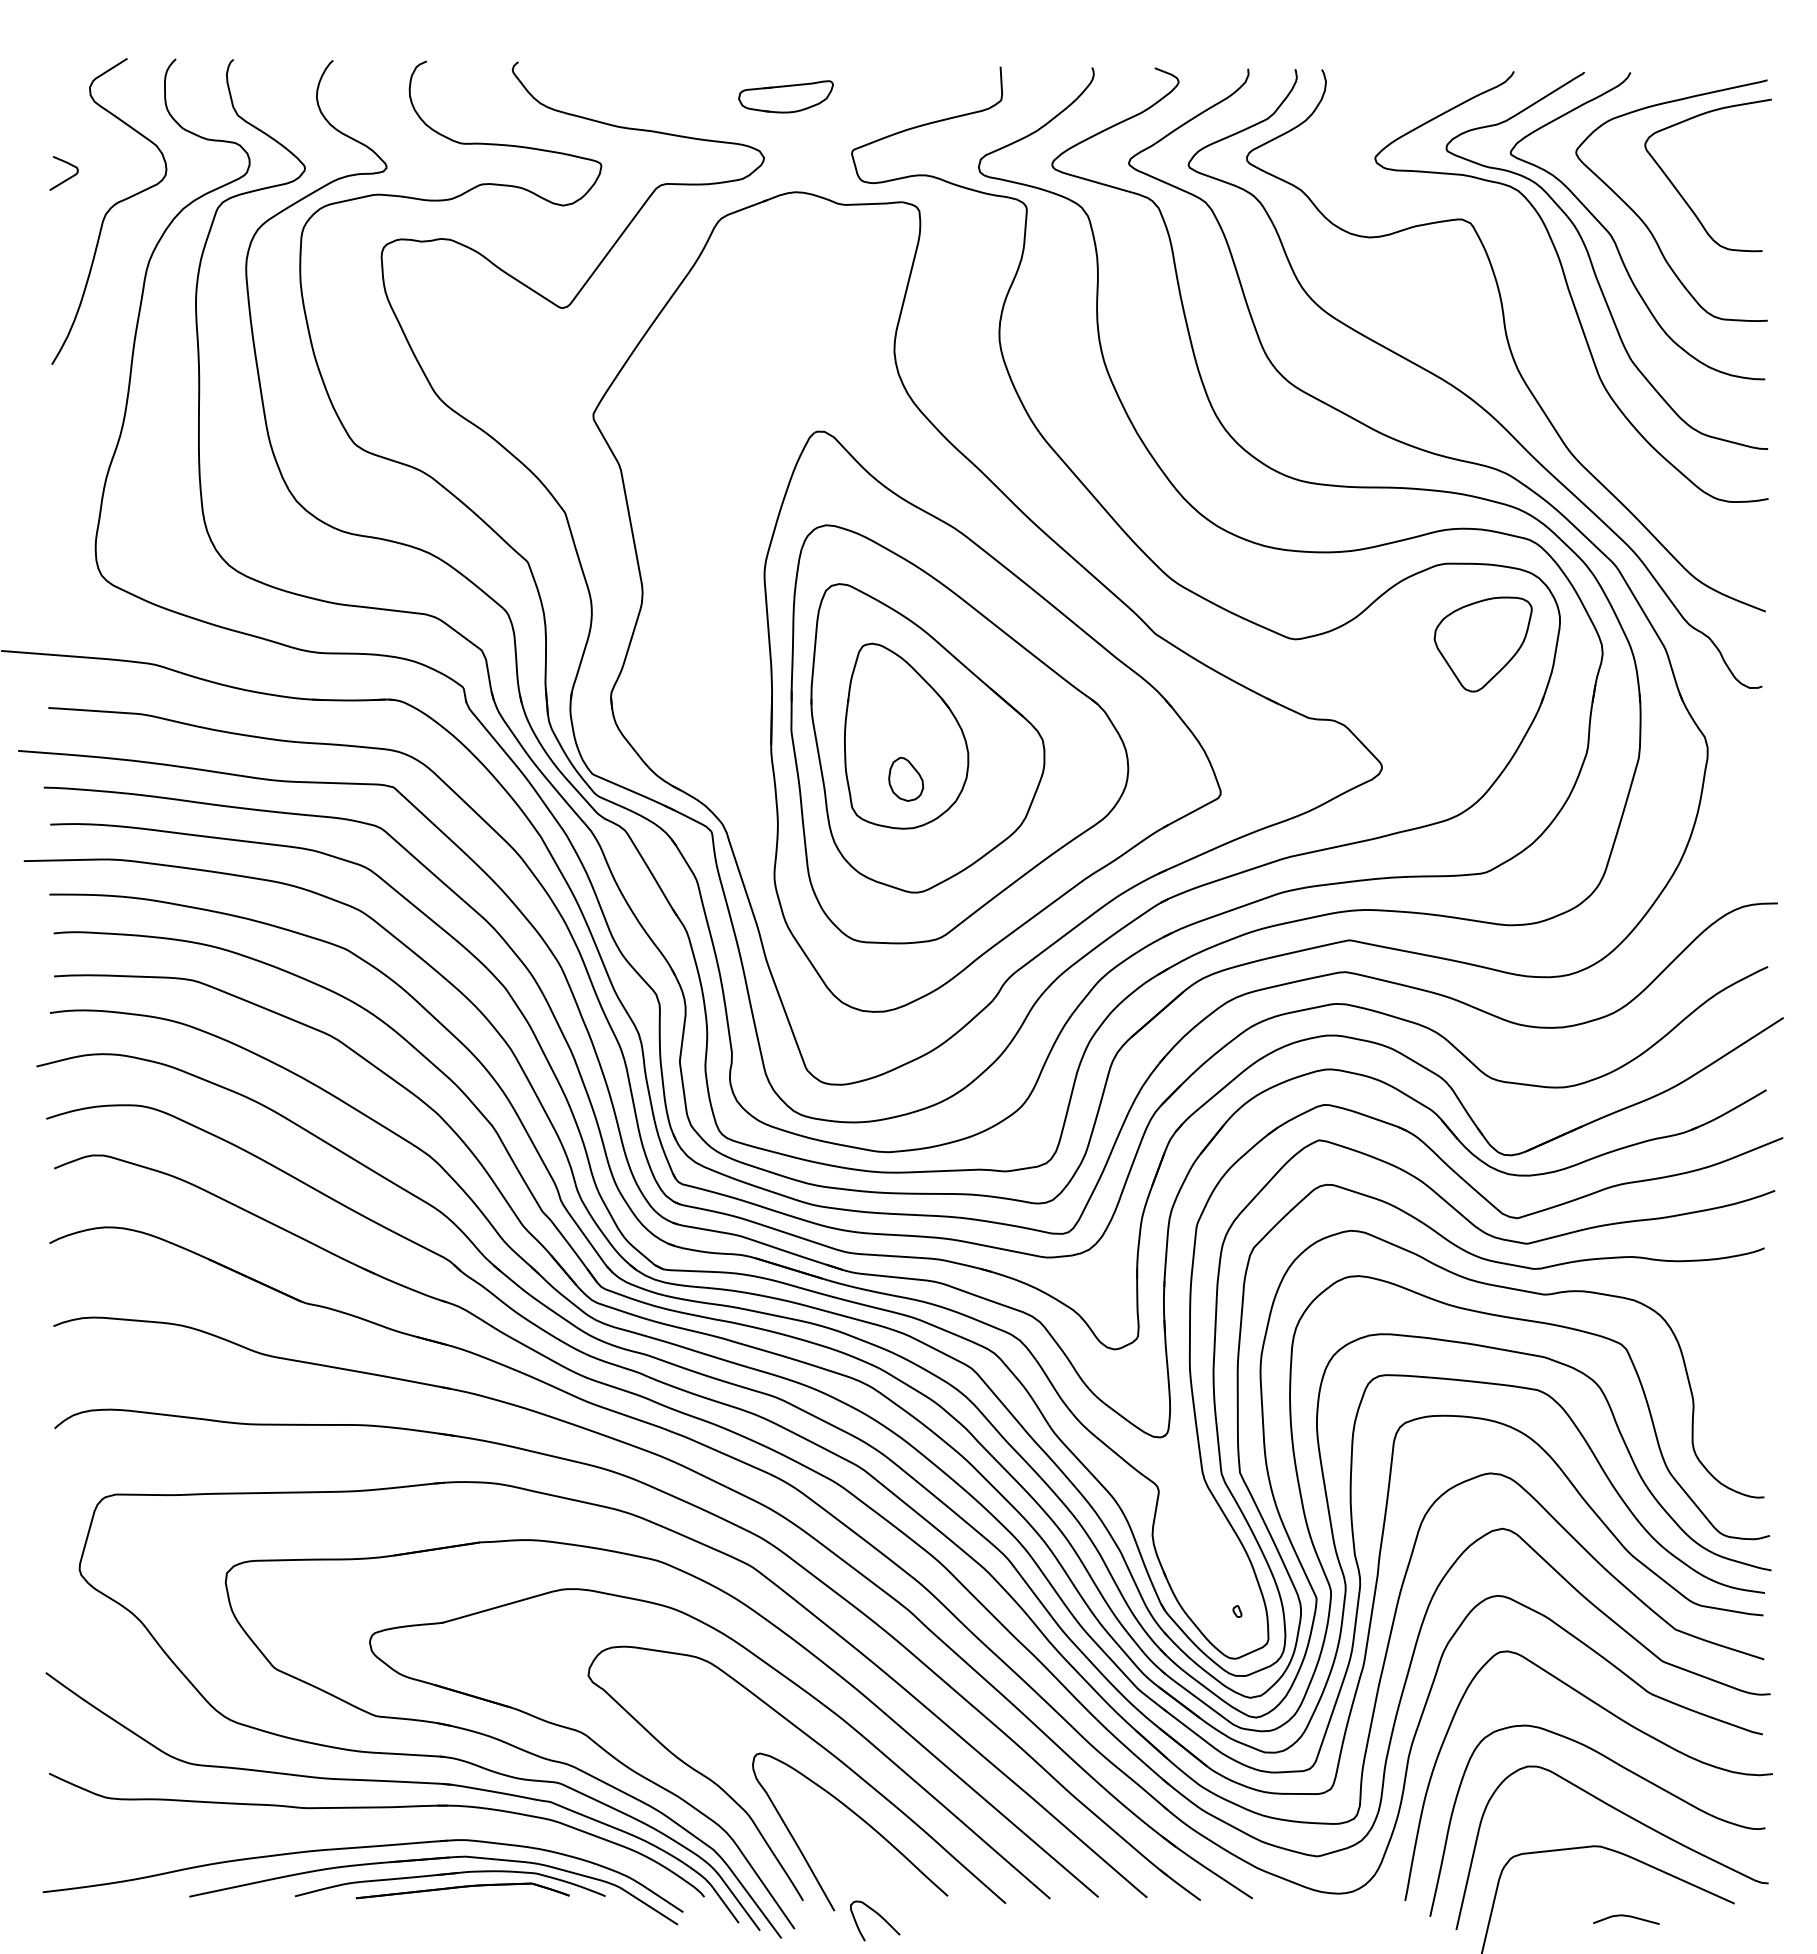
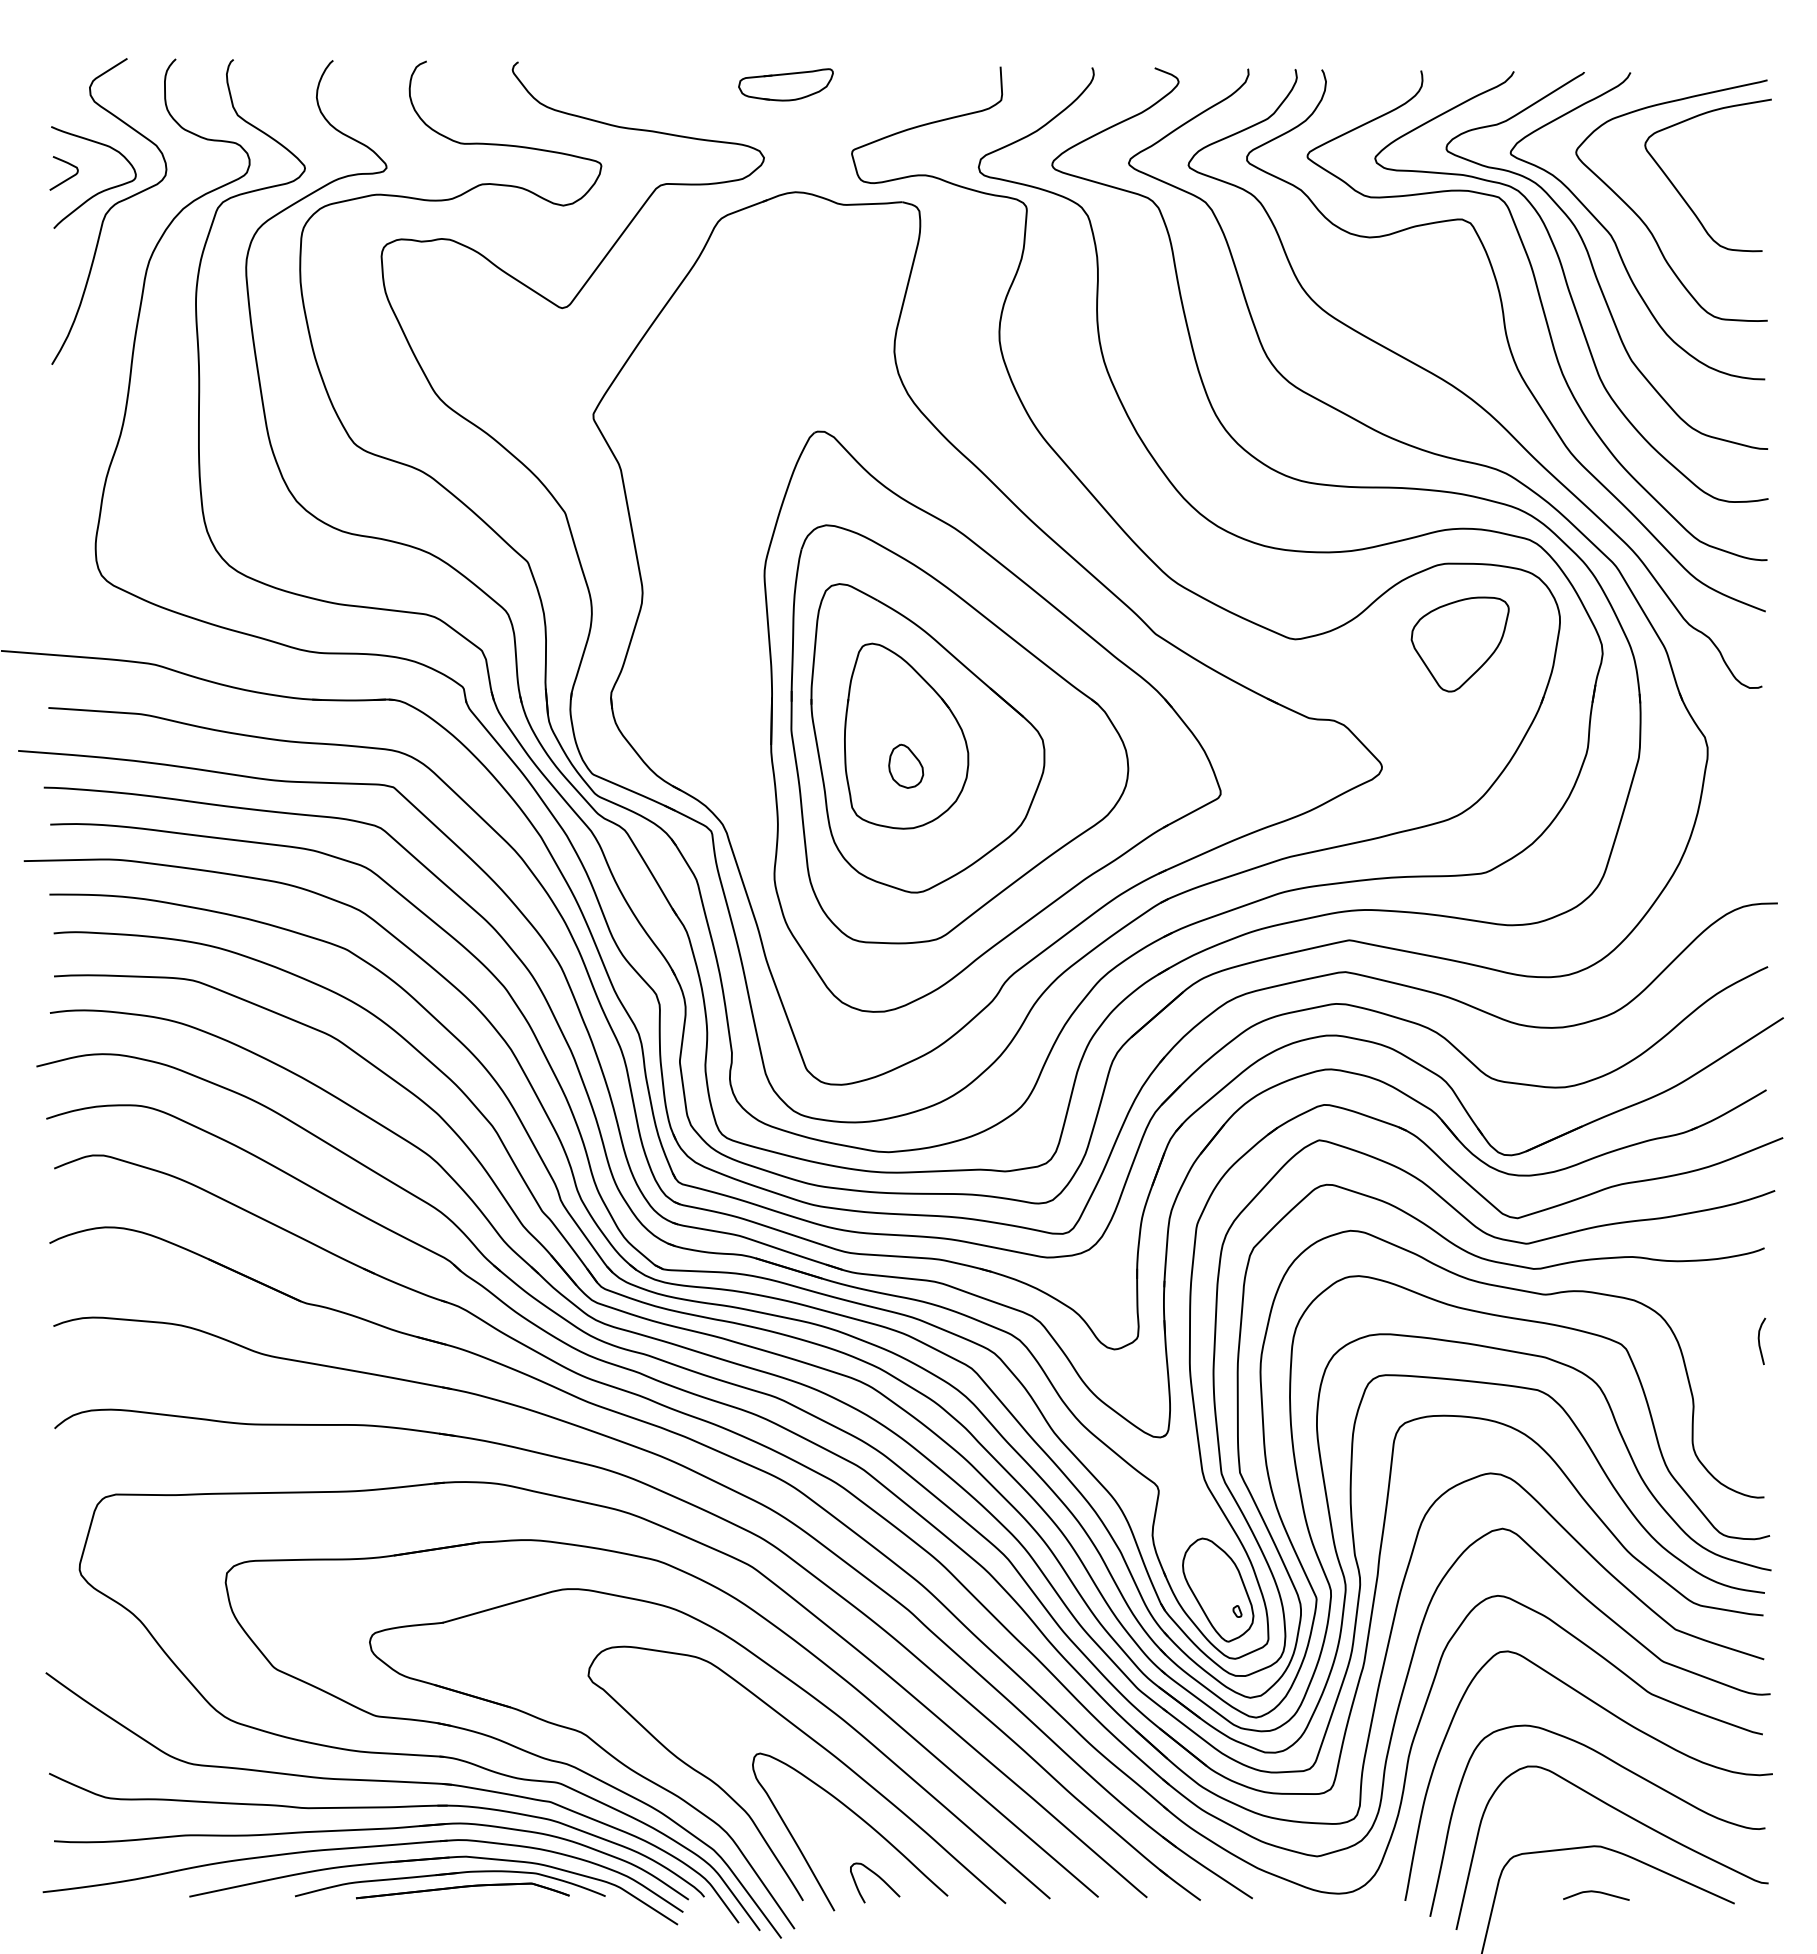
part position: (785, 96) -> (785, 84) (785, 84)
curve: none -> present (99, 191)
curve: none -> present (1543, 314)
part position: (1482, 644) -> (1459, 644) (1459, 644)
part position: (906, 778) -> (906, 765) (906, 765)
curve: none -> present (1759, 1340)
part: none -> present (1218, 1589)
part: none -> present (371, 1830)
curve position: (879, 1916) -> (879, 1878) (879, 1878)
curve position: (1628, 1917) -> (1598, 1893) (1598, 1893)
